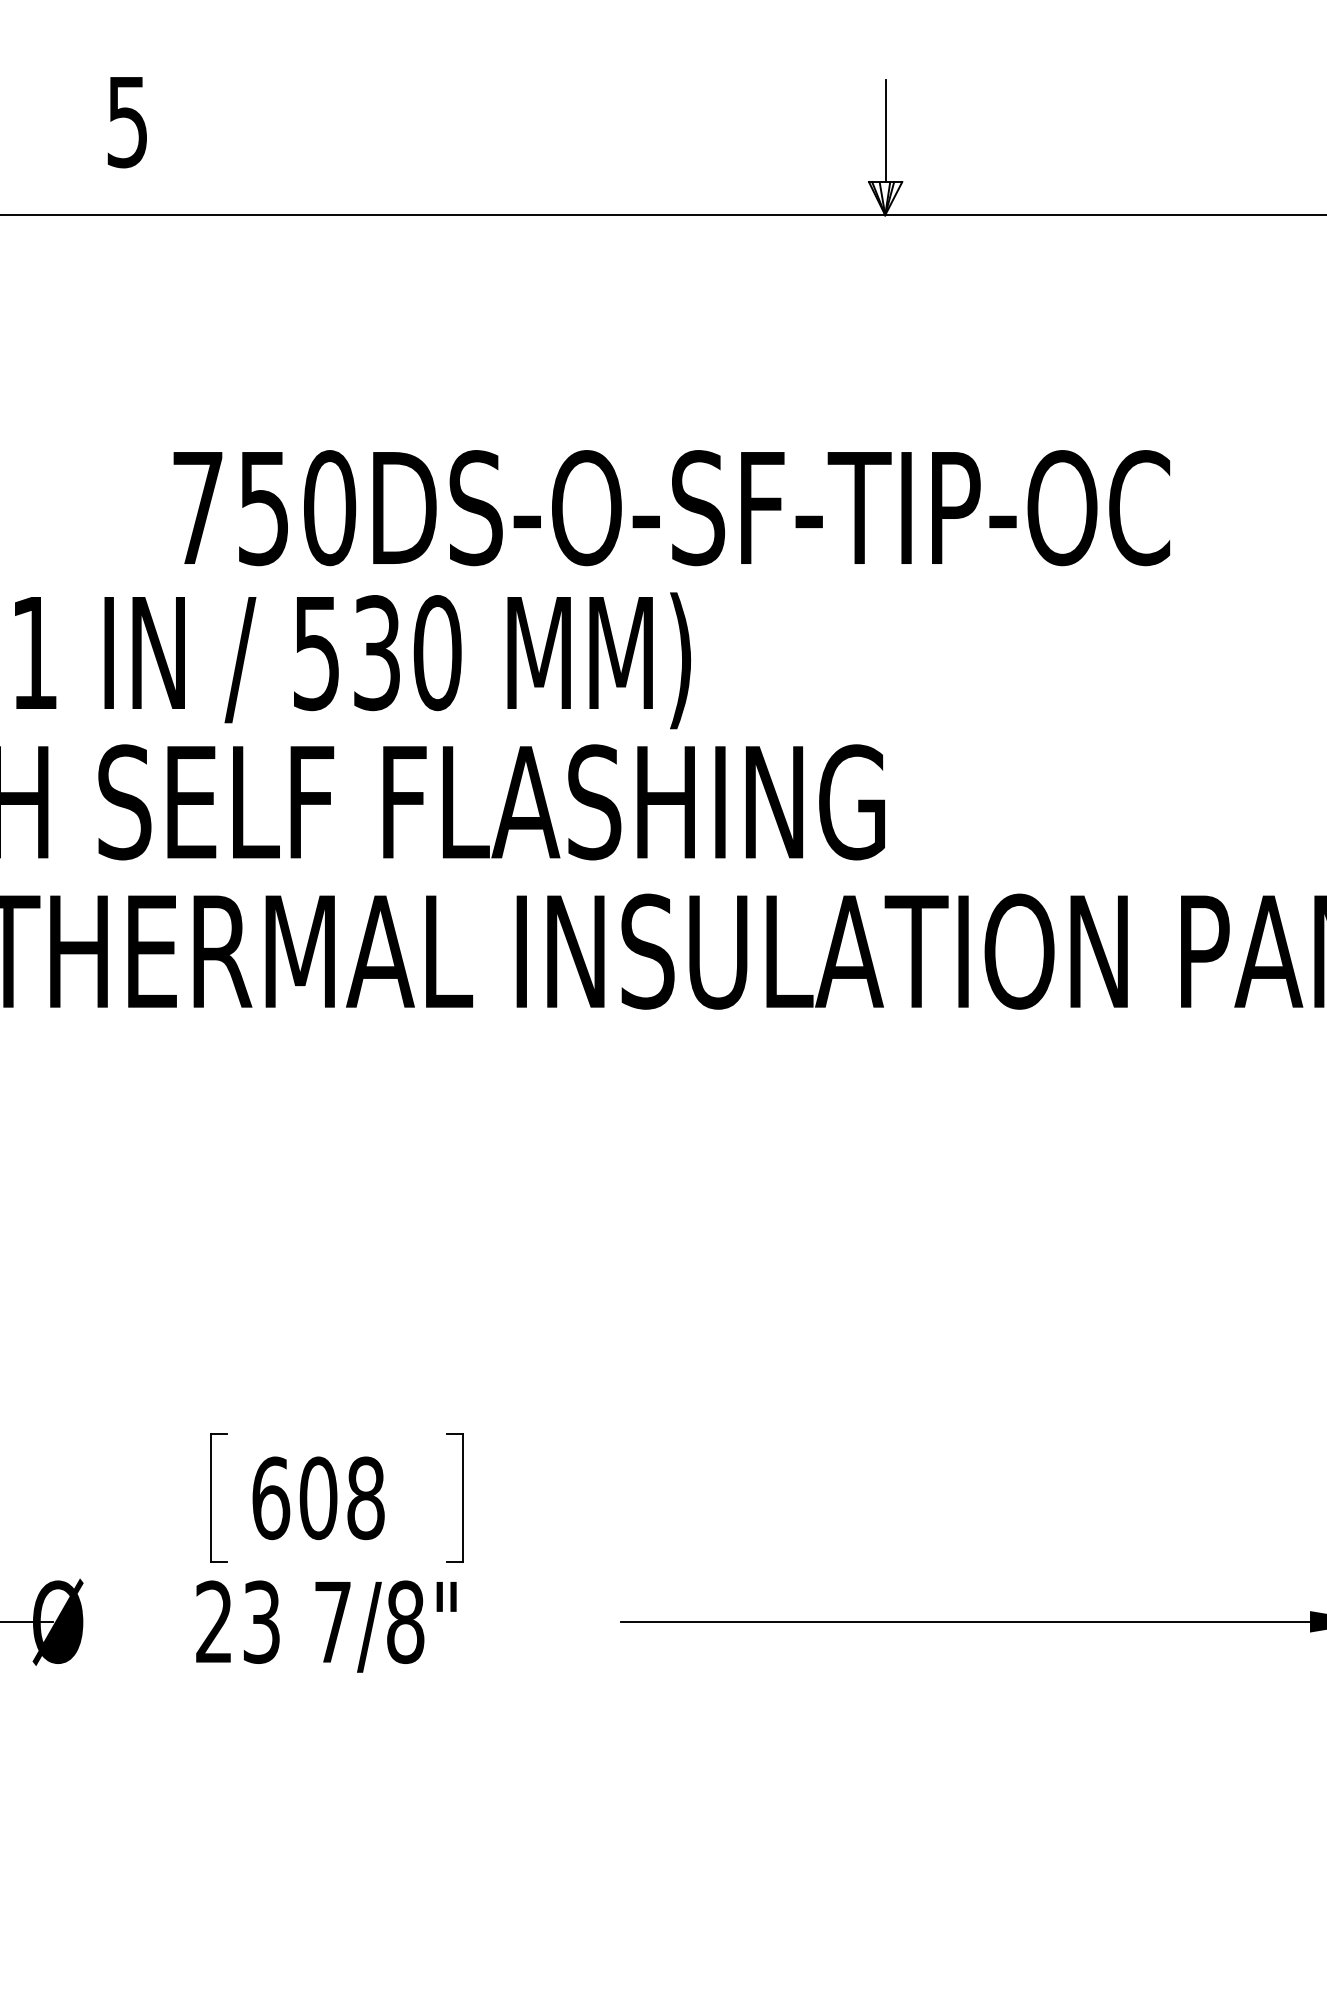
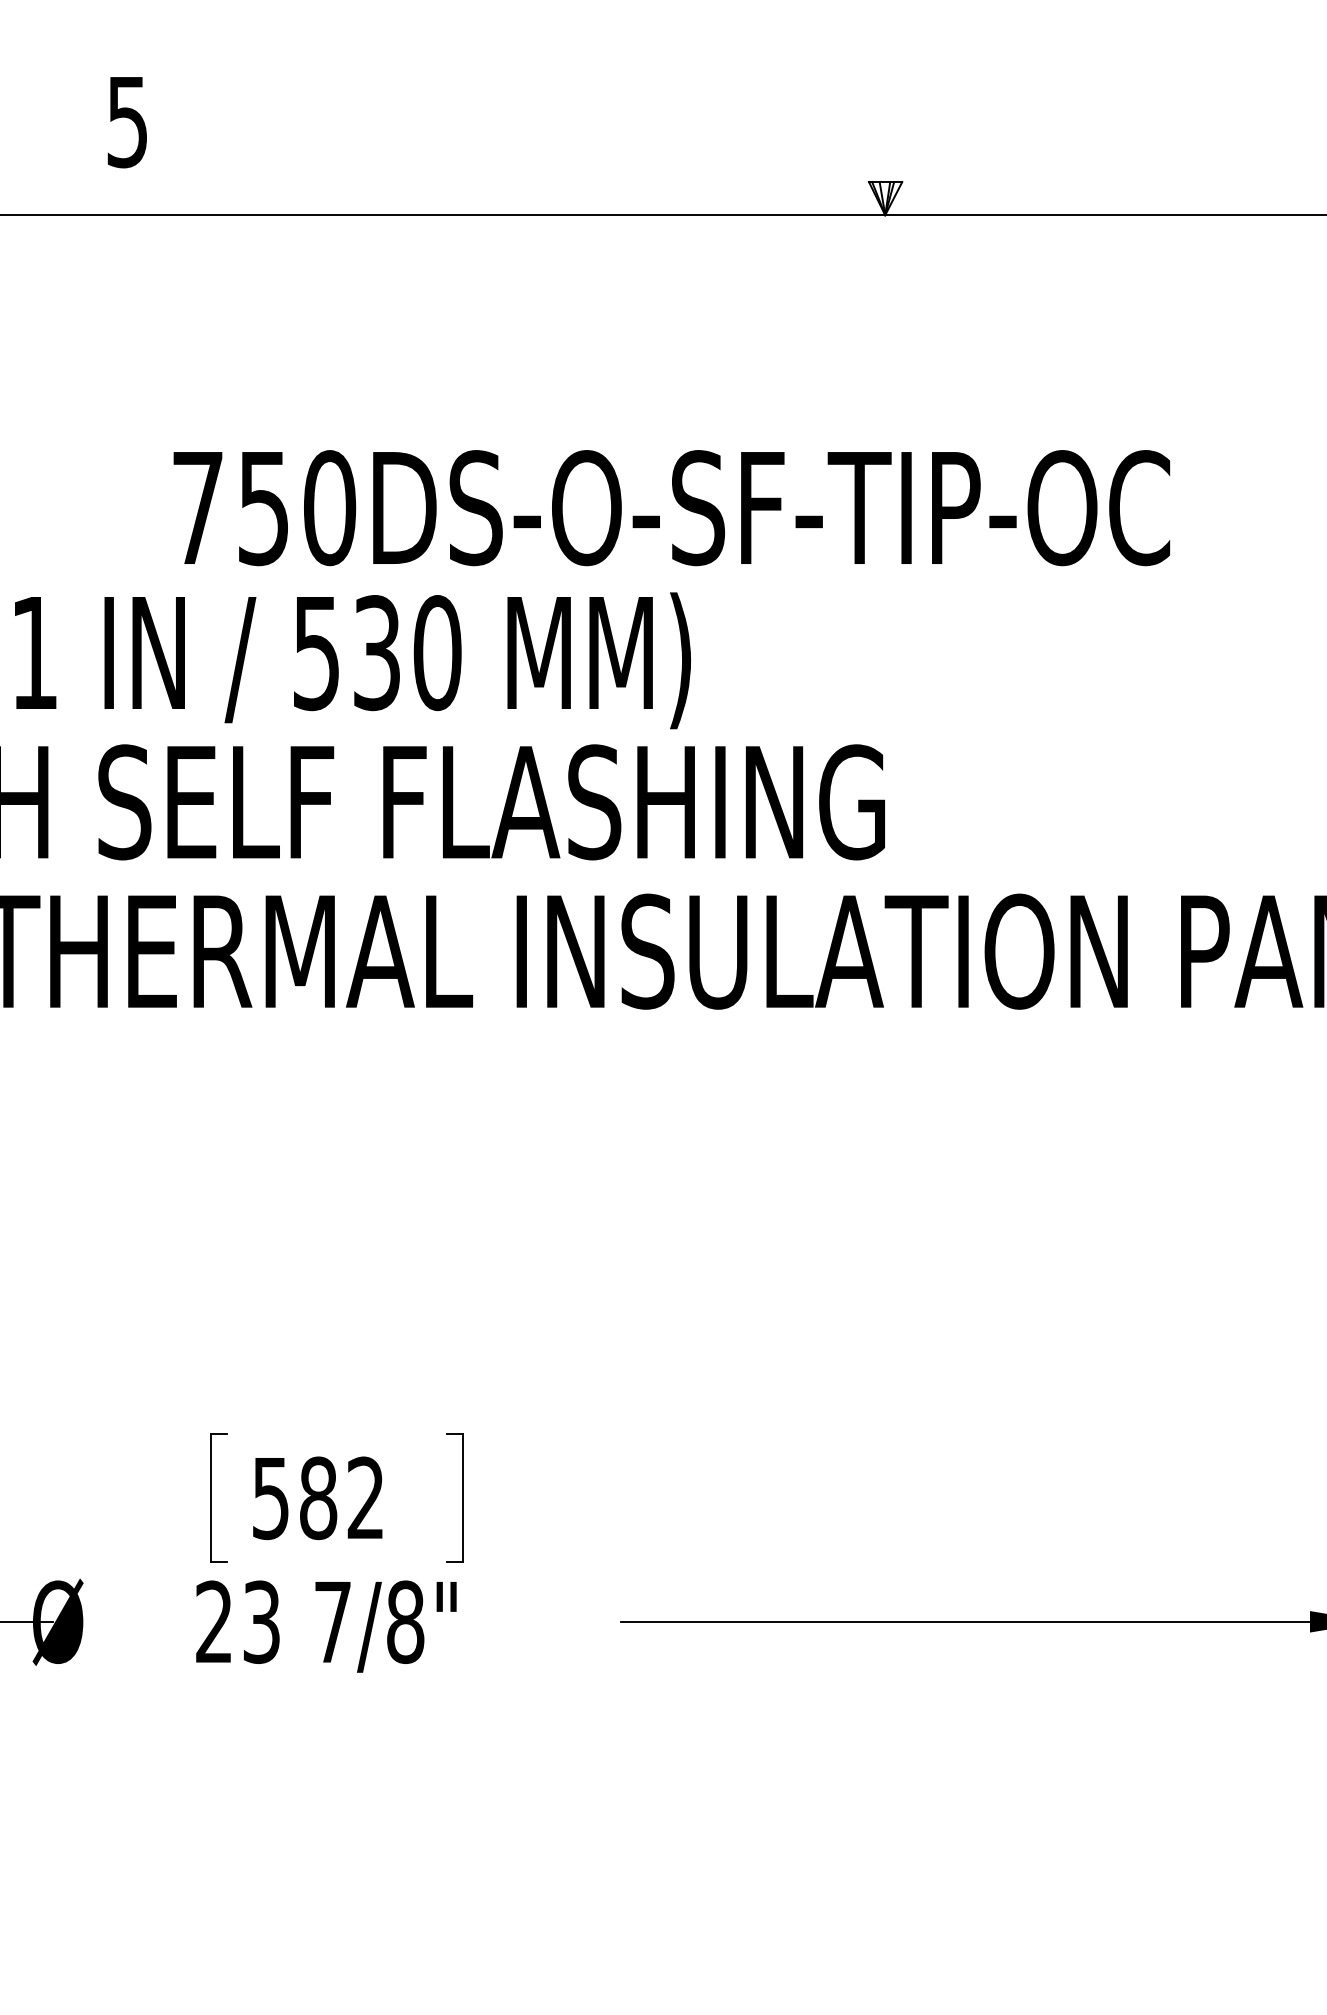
line: present -> none (885, 130)
text: 608 -> 582 (318, 1498)
